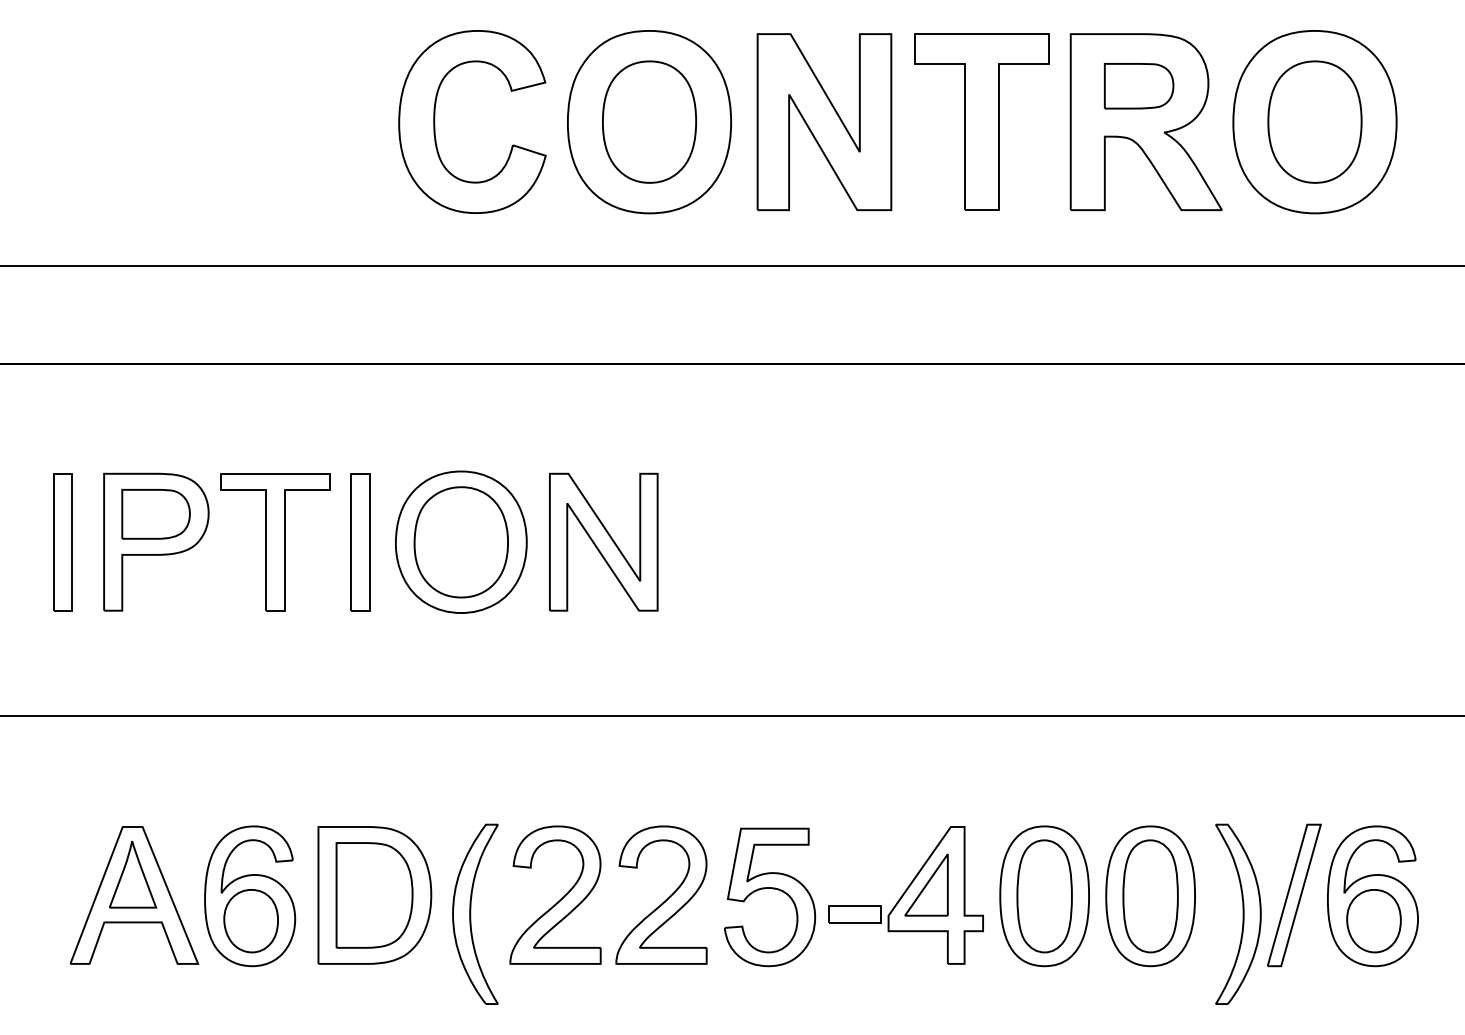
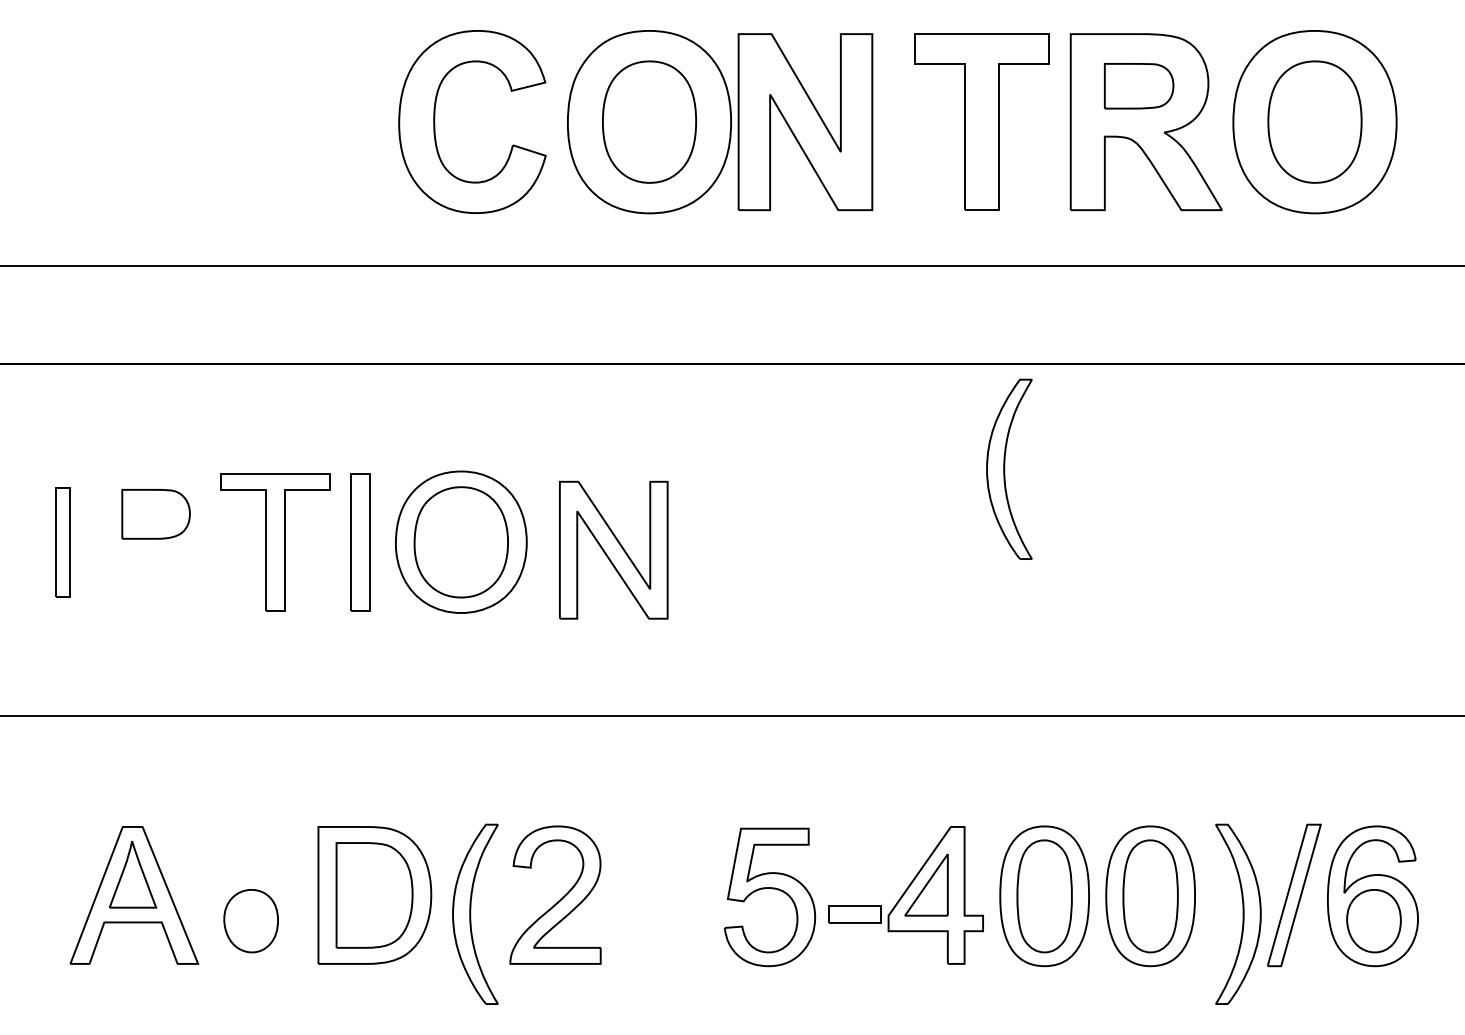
part position: (824, 122) -> (805, 122) (805, 122)
part: none -> present (1009, 468)
part: present -> none (156, 541)
part position: (603, 541) -> (613, 549) (613, 549)
part size: 20x139 px -> 16x111 px (62, 542)
part: present -> none (250, 896)
part: present -> none (666, 898)
